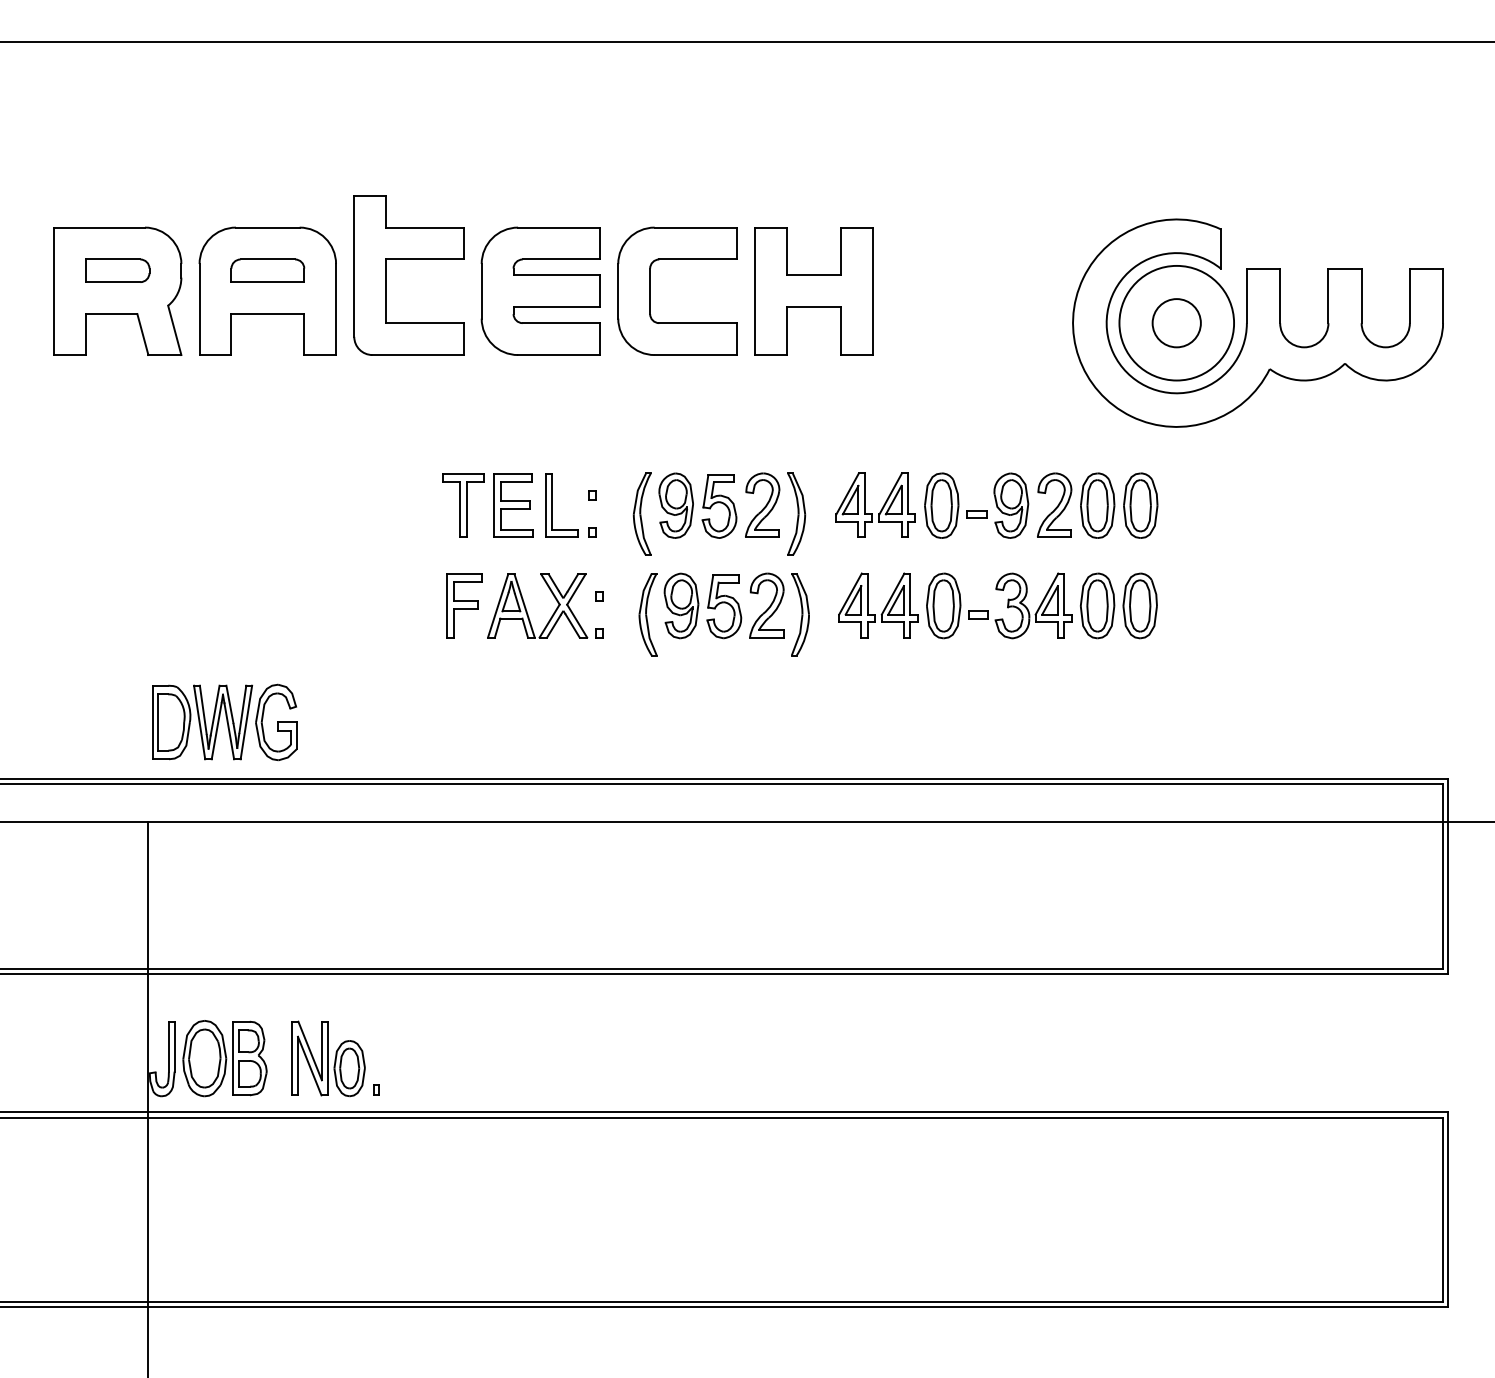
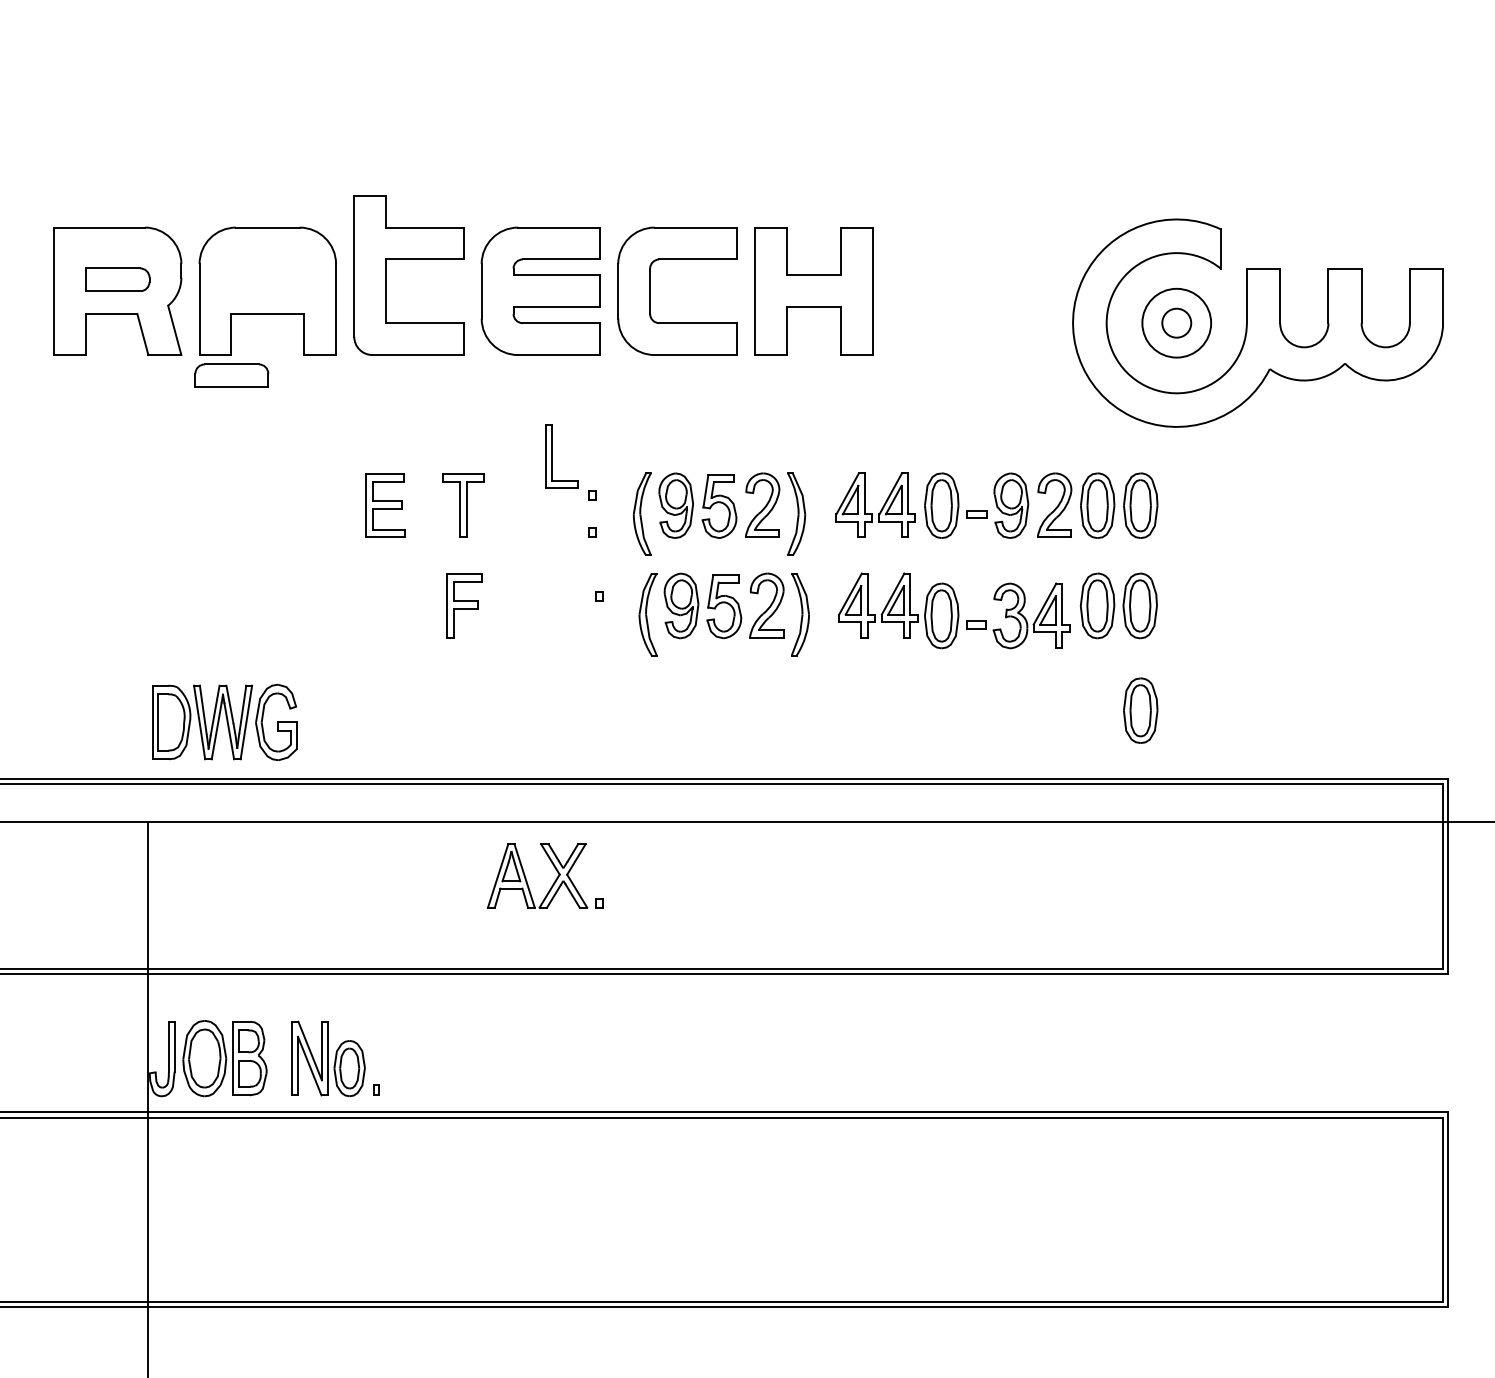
line: present -> none (746, 41)
part position: (117, 270) -> (117, 279) (117, 279)
part position: (267, 270) -> (231, 375) (231, 375)
circle diameter: 115 px -> 69 px (1176, 322)
circle diameter: 48 px -> 29 px (1176, 322)
part position: (513, 505) -> (385, 505) (385, 505)
part position: (552, 505) -> (552, 456) (552, 456)
part position: (1007, 605) -> (1005, 615) (1005, 615)
part position: (553, 612) -> (553, 882) (553, 882)
part: none -> present (1140, 710)
